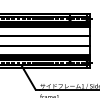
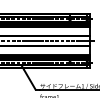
line: none -> present (48, 41)
